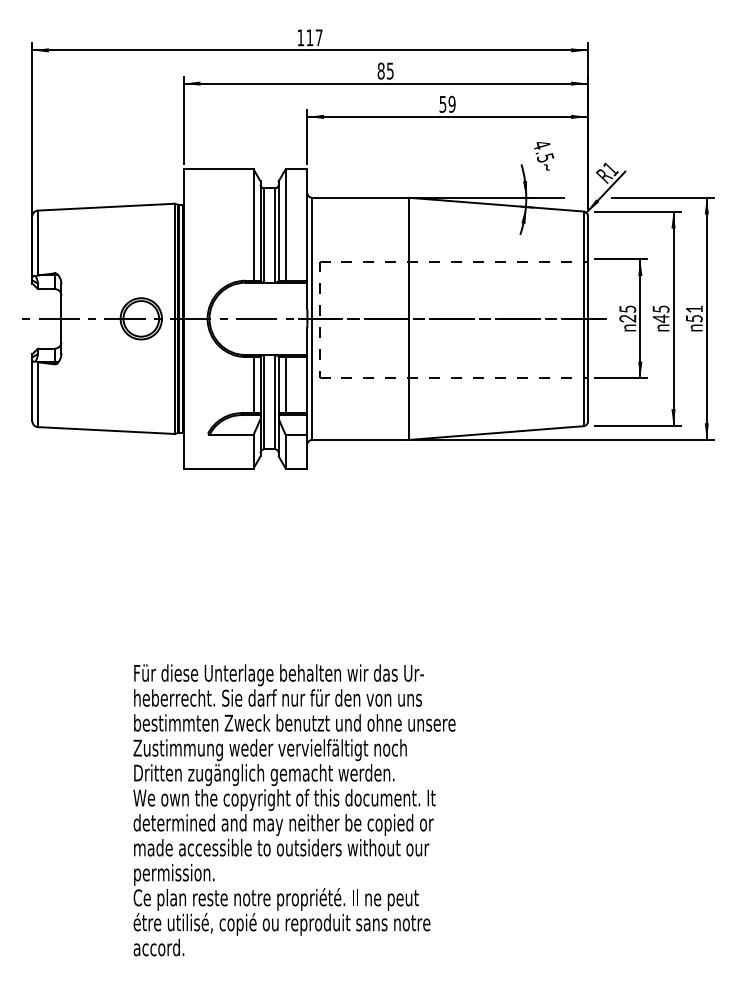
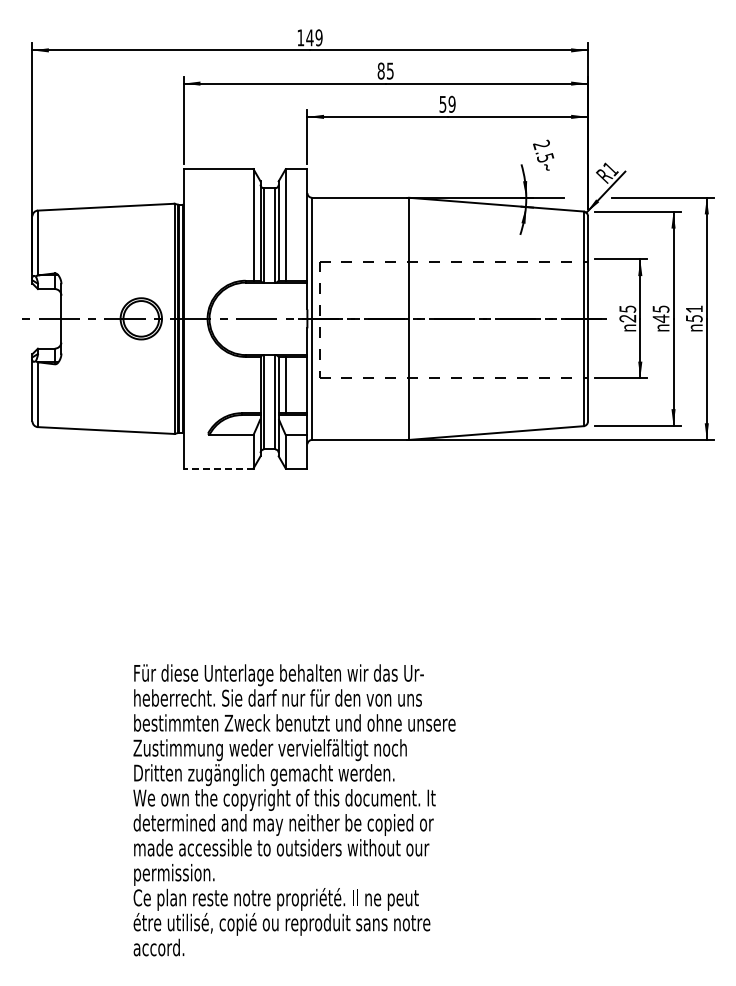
text: 117 -> 149 (314, 37)
text: 4.5 -> 2.5 (541, 144)
line: present -> none (253, 384)
line: solid -> dashed (218, 468)
